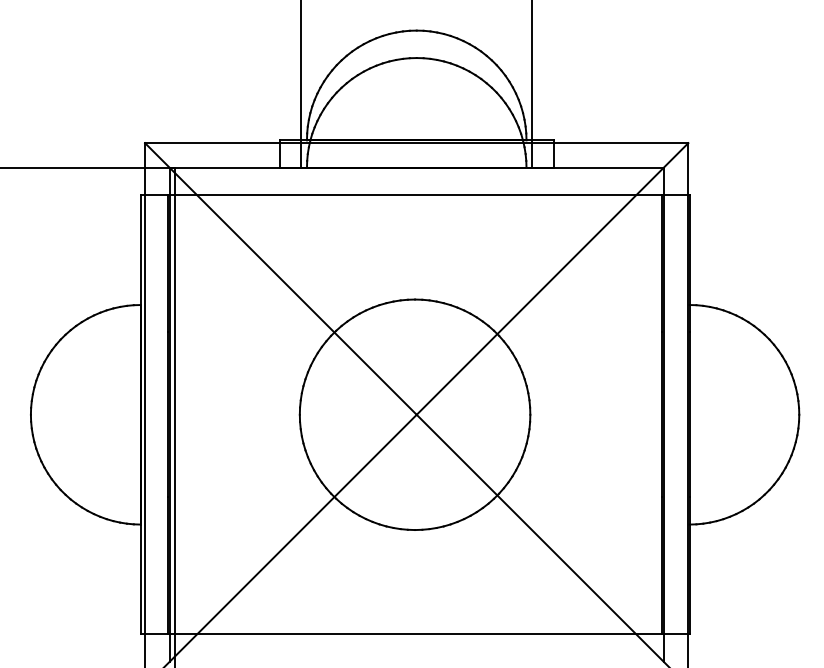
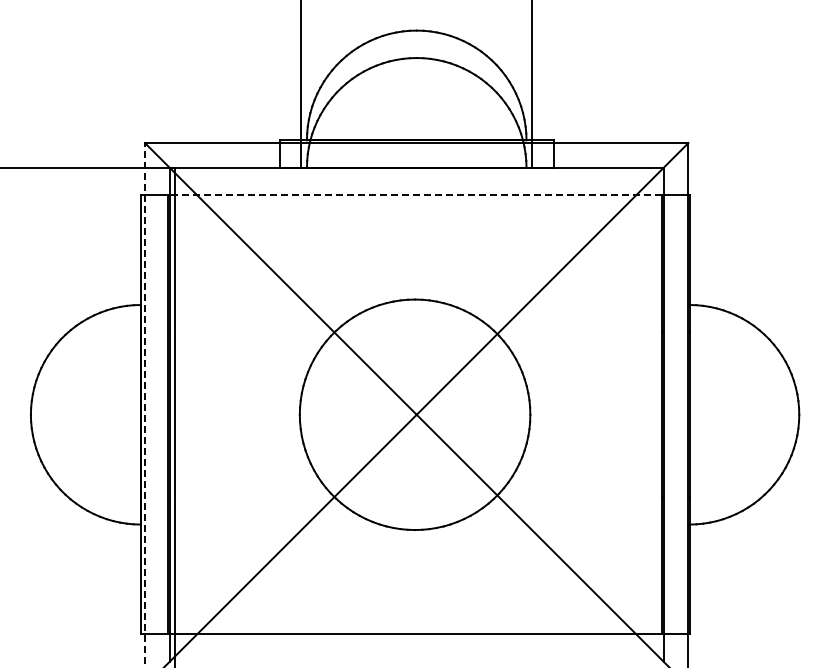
line: solid -> dashed (415, 195)
line: solid -> dashed (145, 404)
